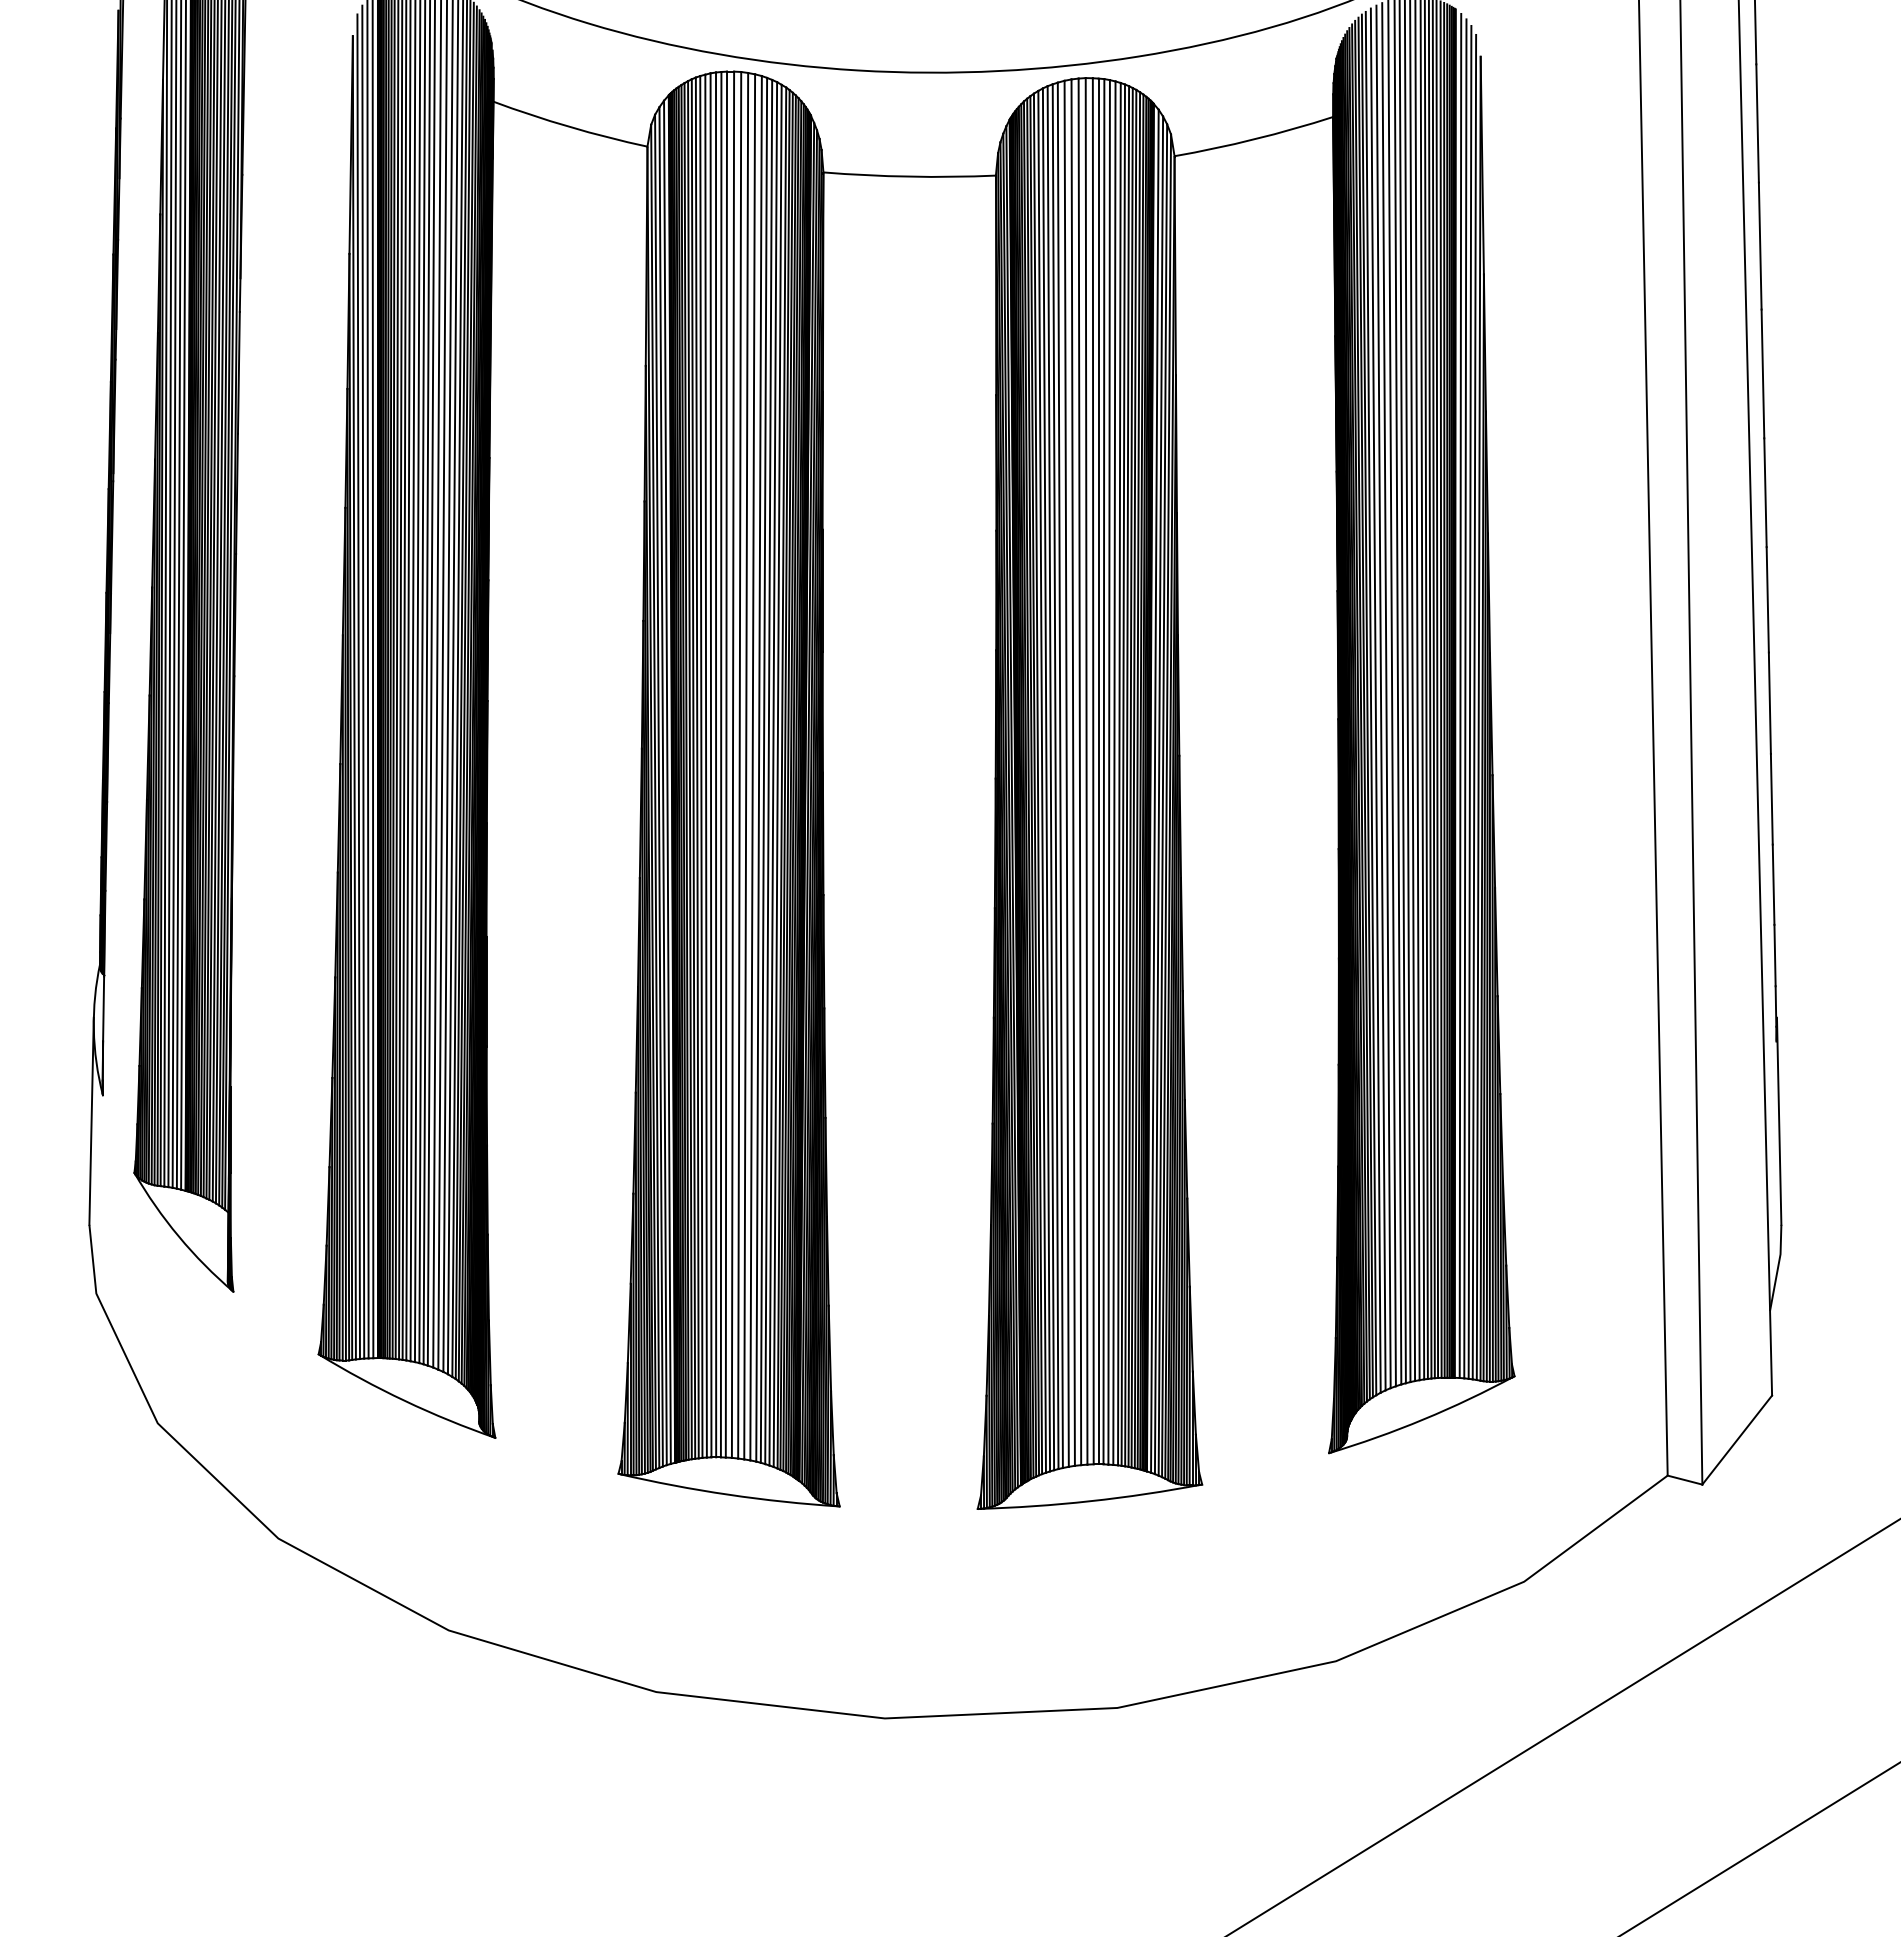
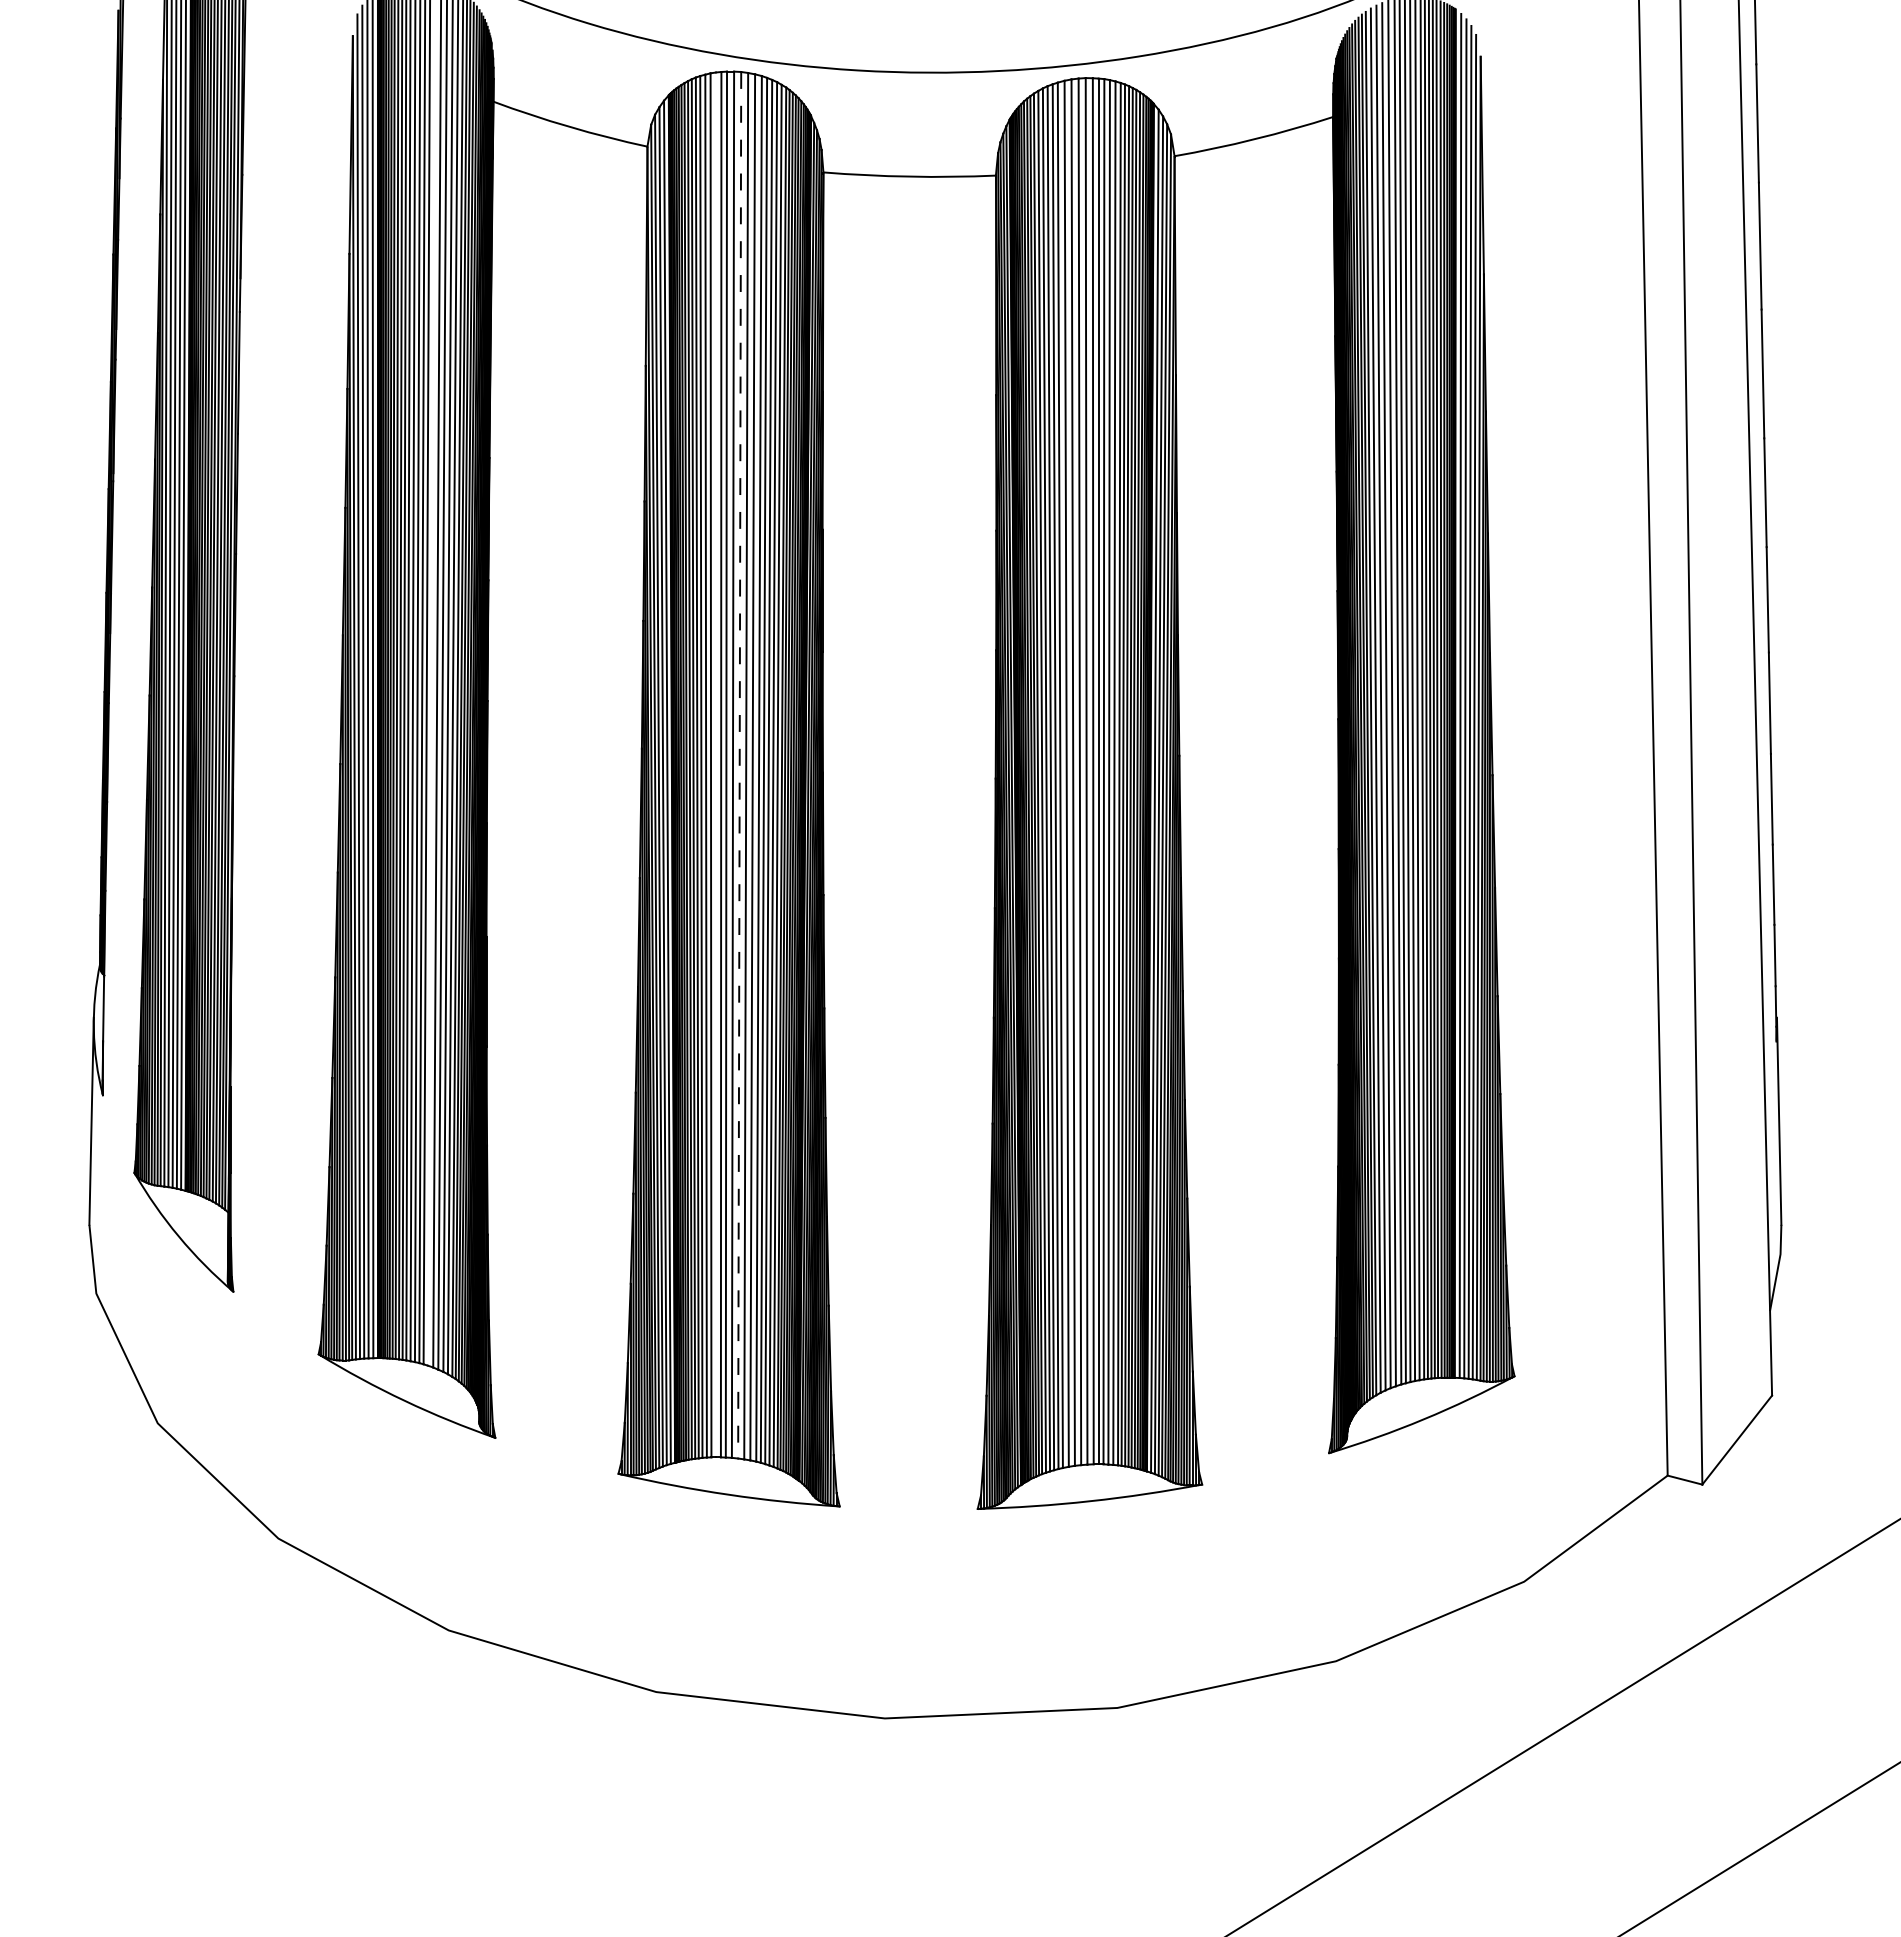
line: present -> none (430, 683)
line: present -> none (716, 764)
line: solid -> dashed (739, 765)
